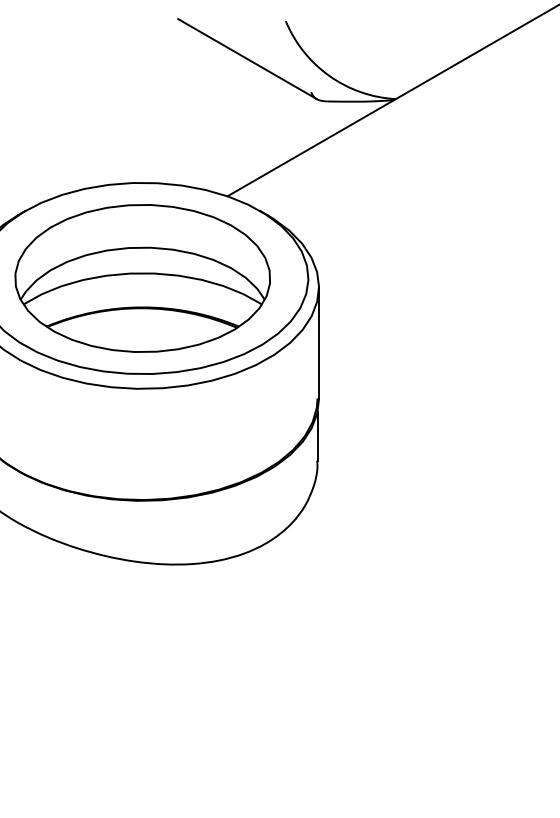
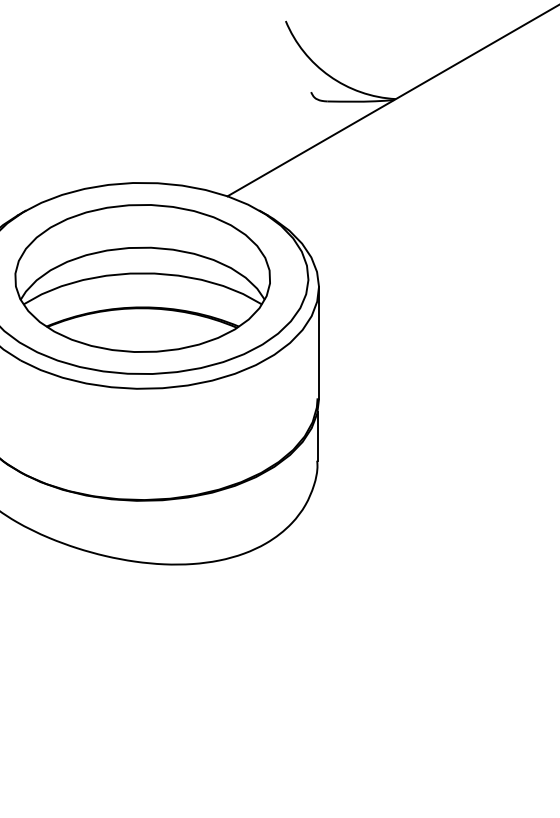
line: present -> none (247, 58)
